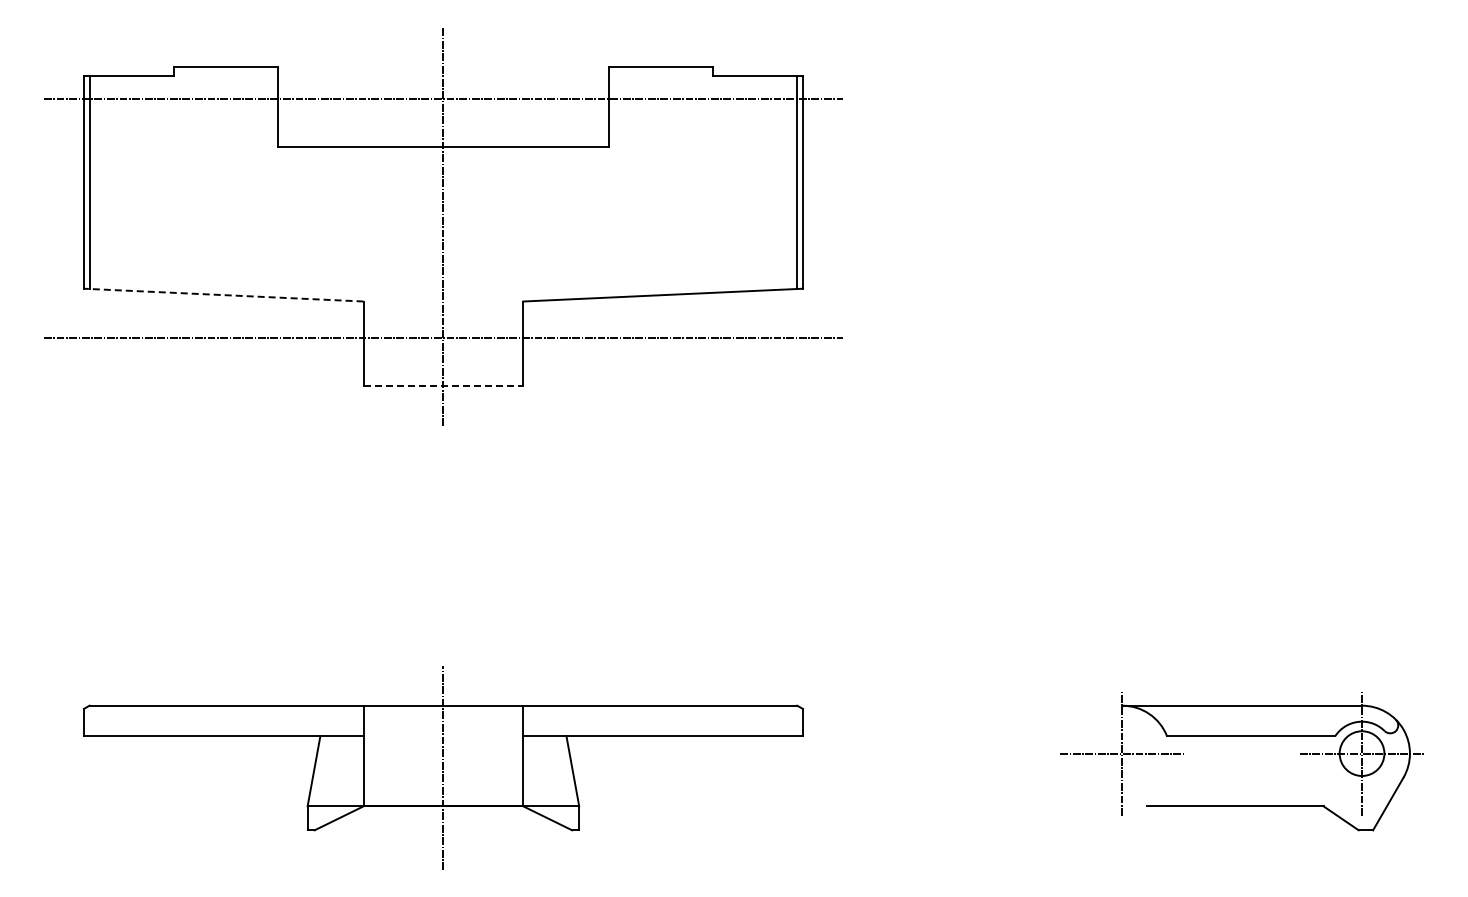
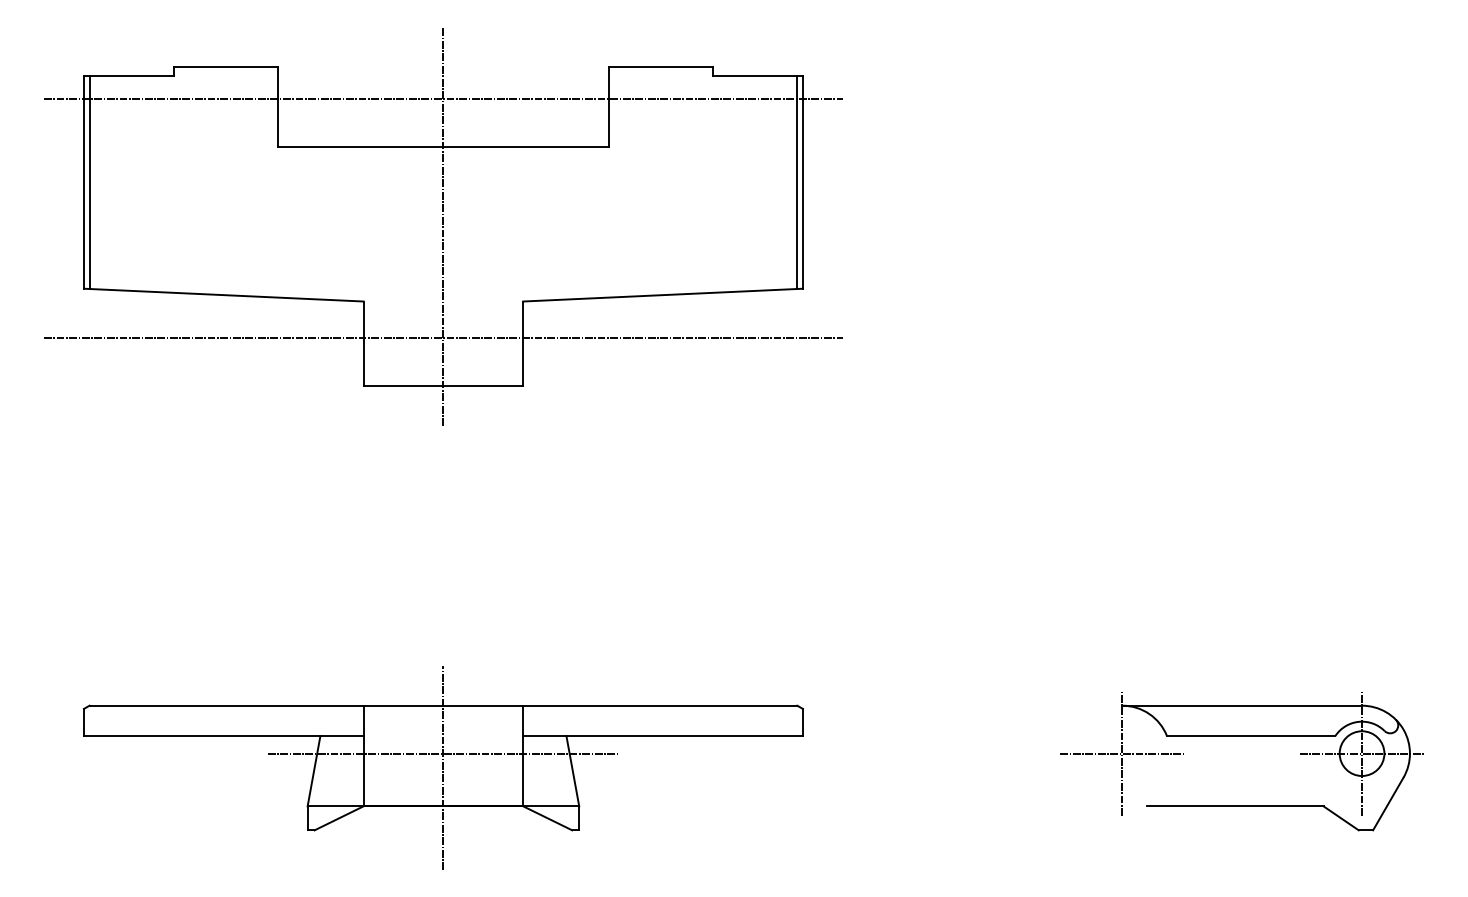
line: dashed -> solid (223, 295)
line: dashed -> solid (443, 386)
line: none -> present (443, 753)
